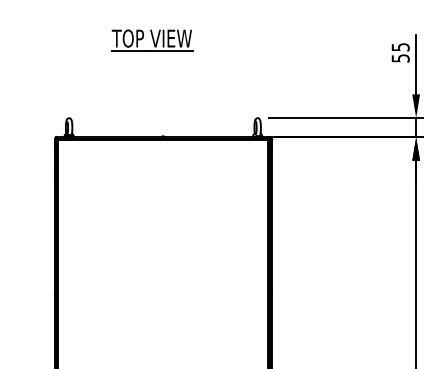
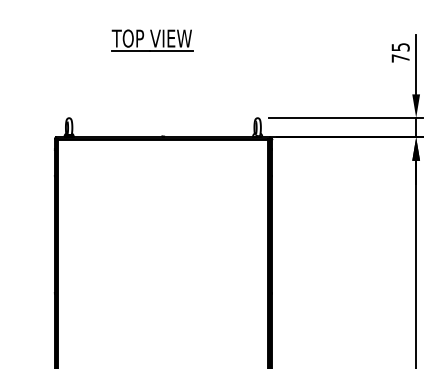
text: 55 -> 75 (400, 58)
